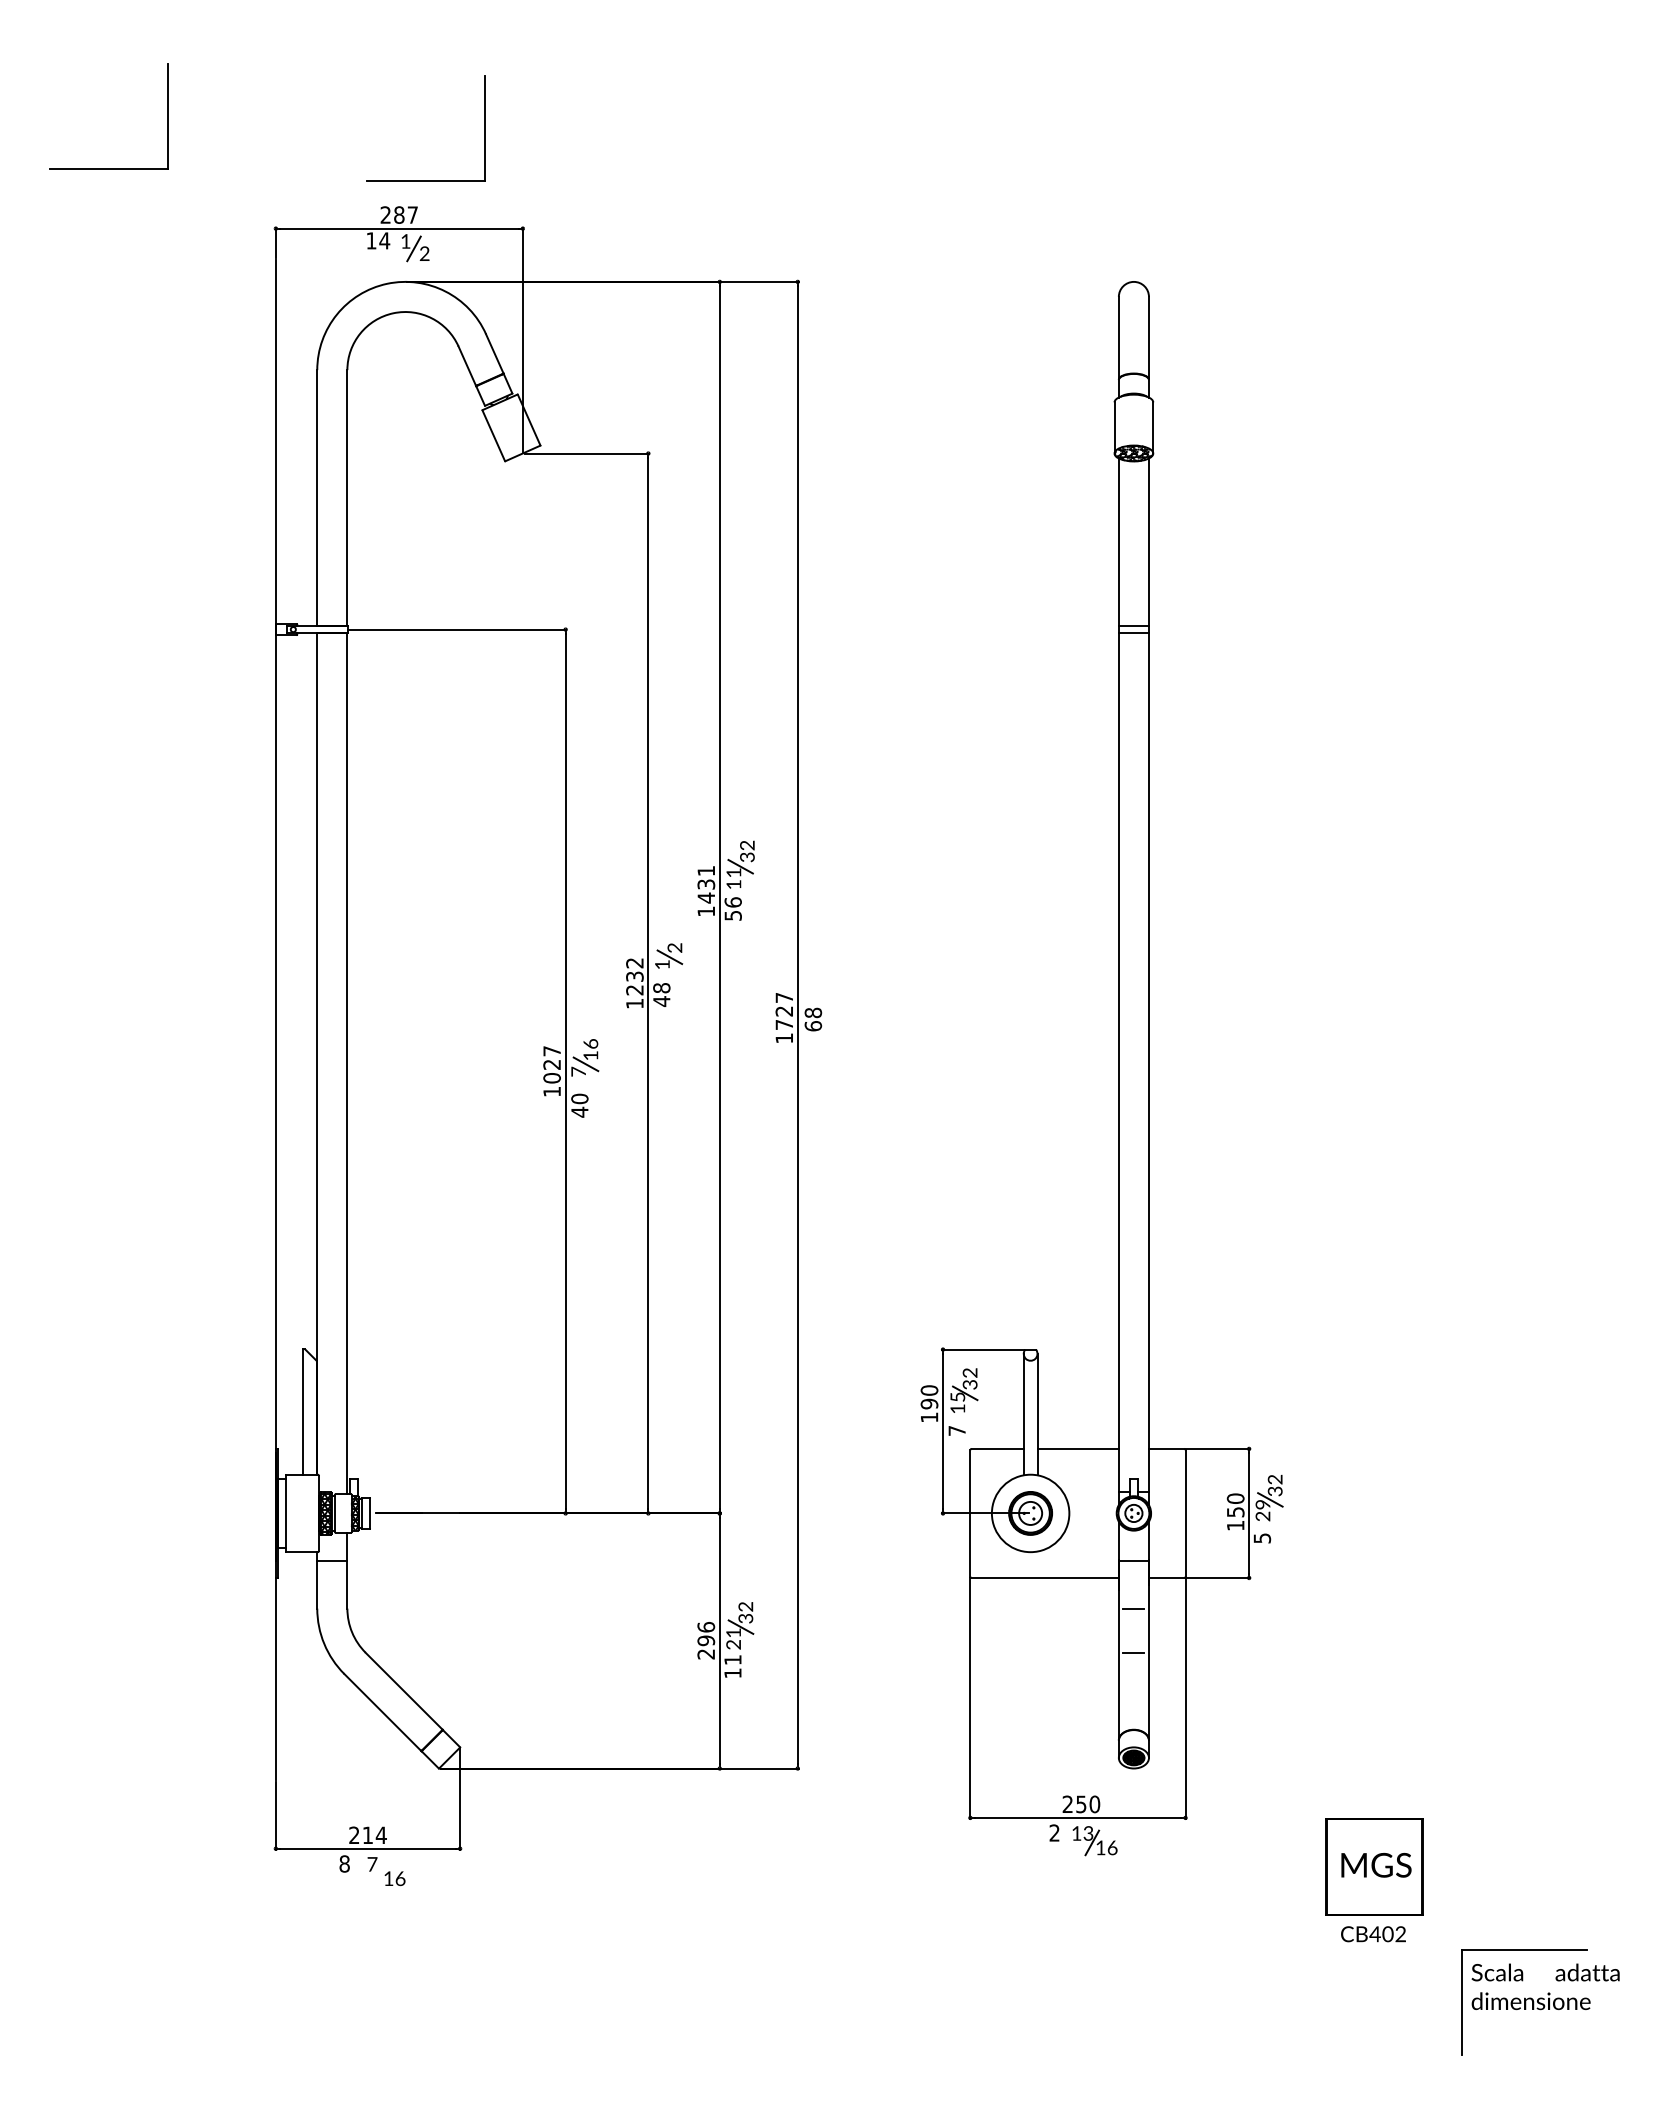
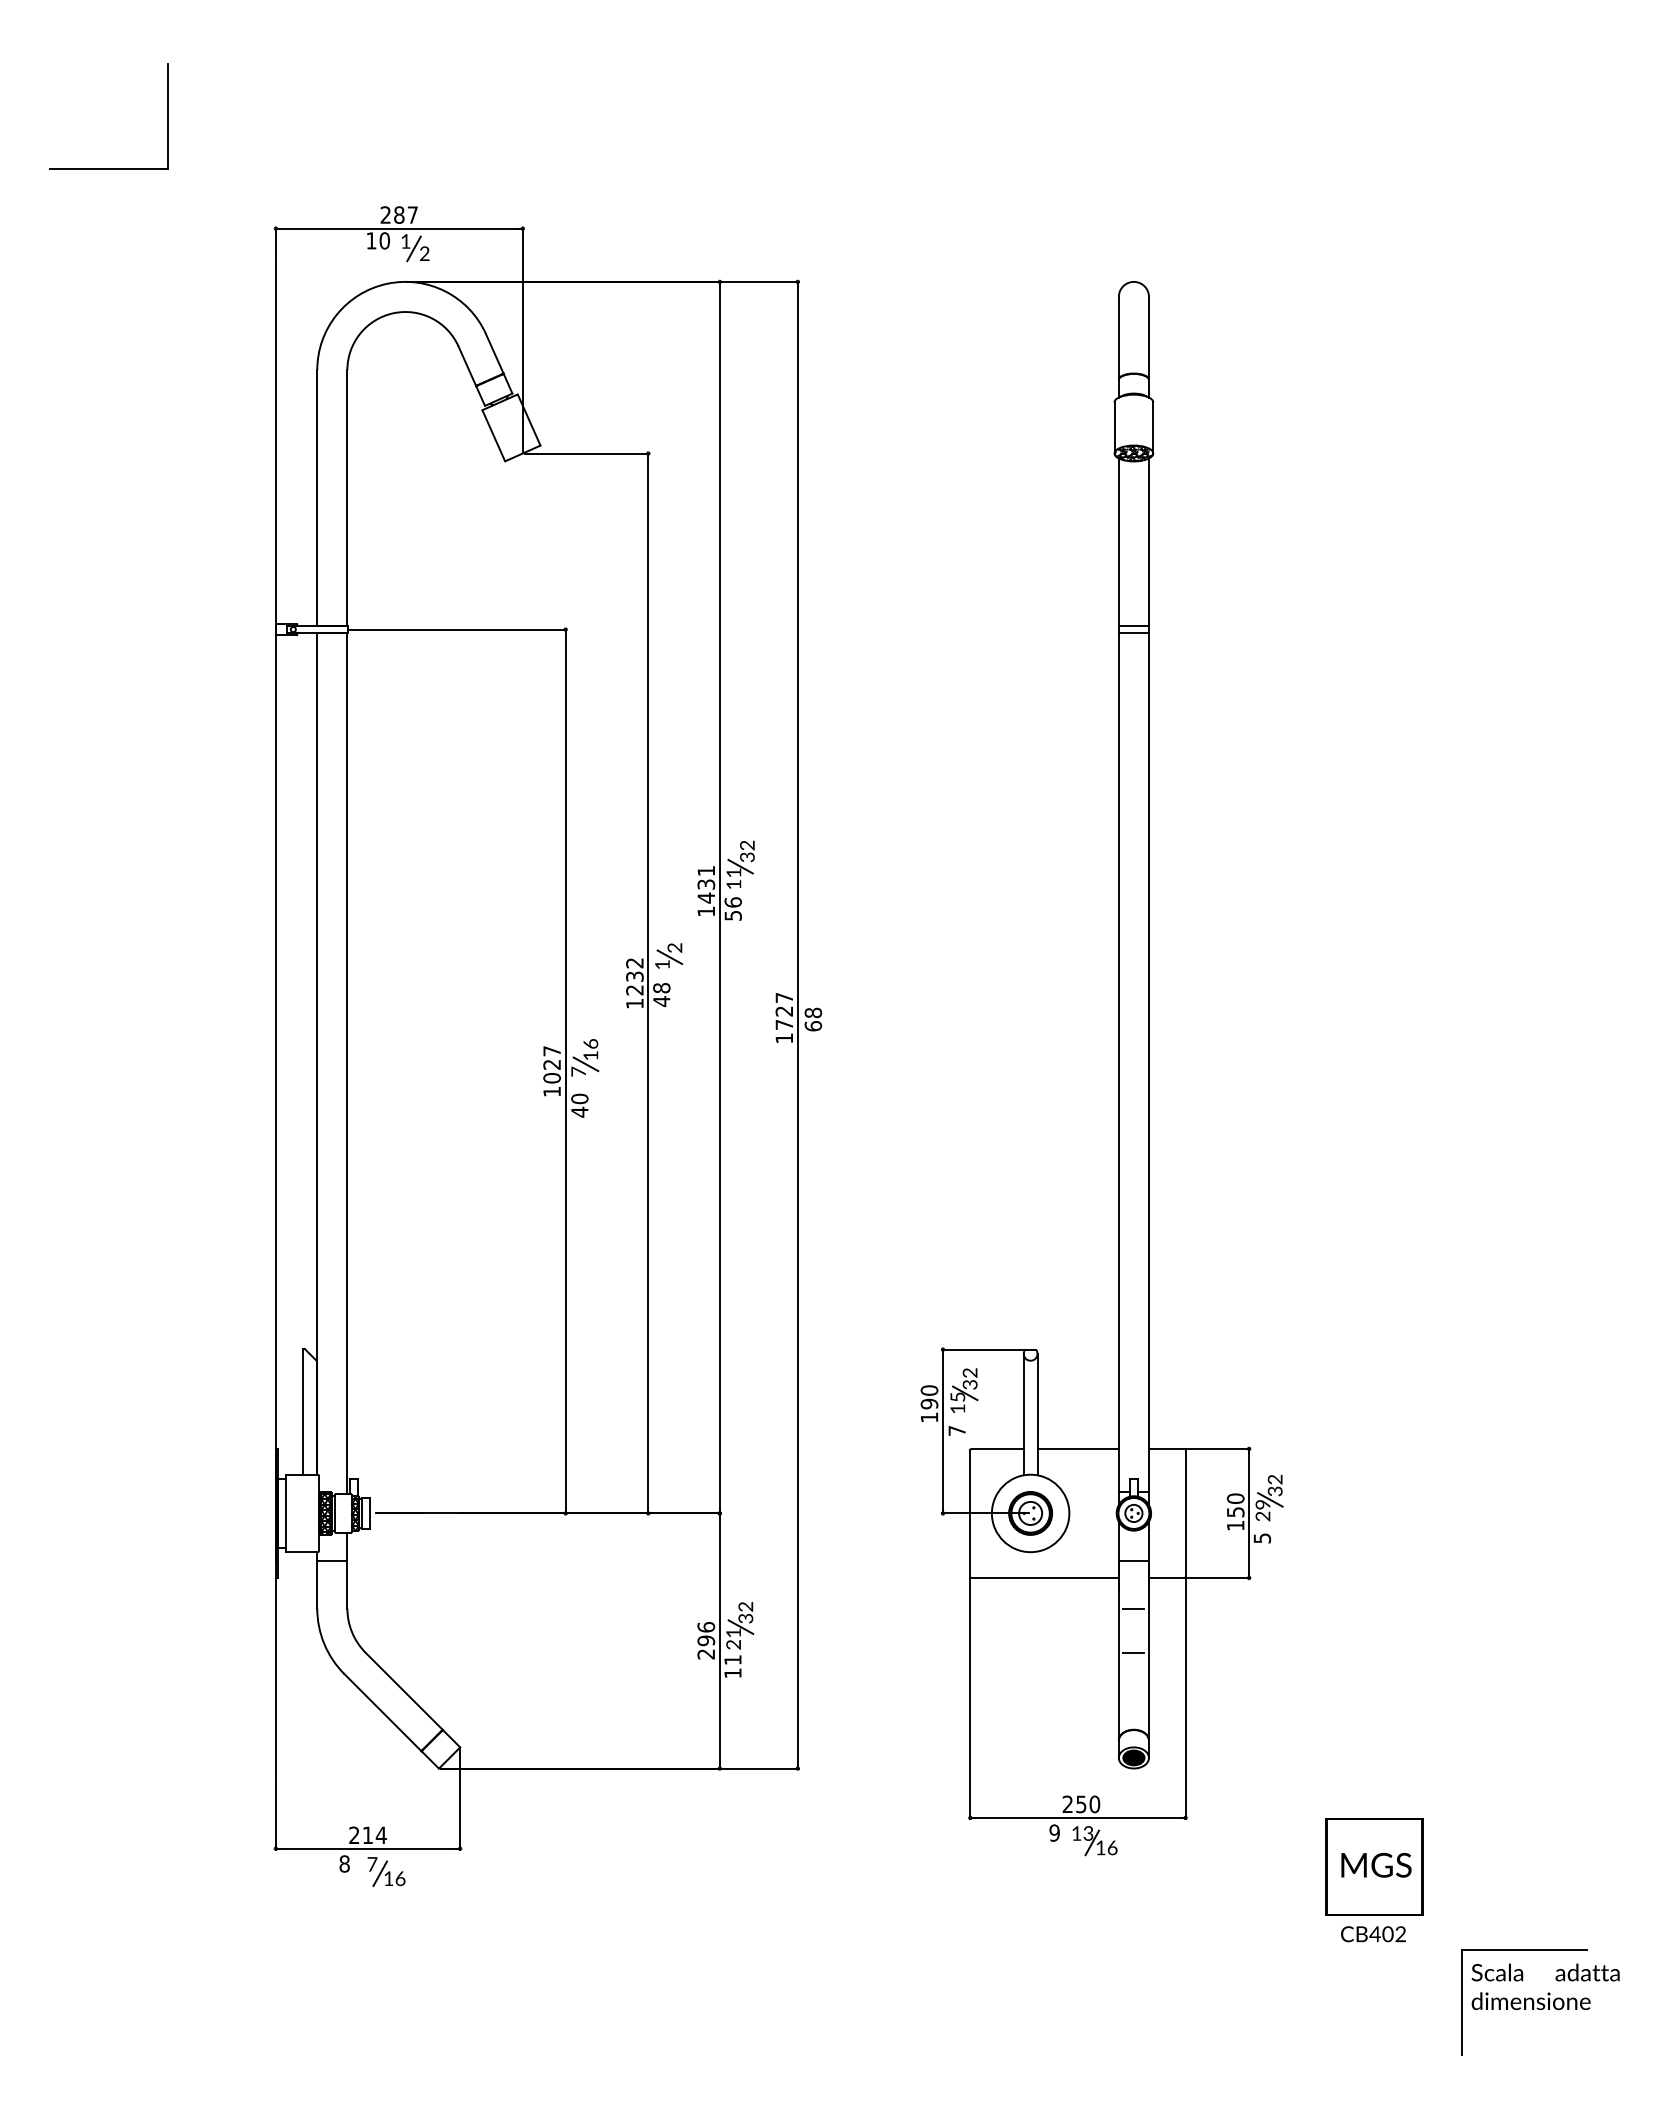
part: present -> none (425, 180)
text: 14 -> 10 (384, 240)
text: 2 -> 9 (1054, 1832)
line: none -> present (379, 1873)
